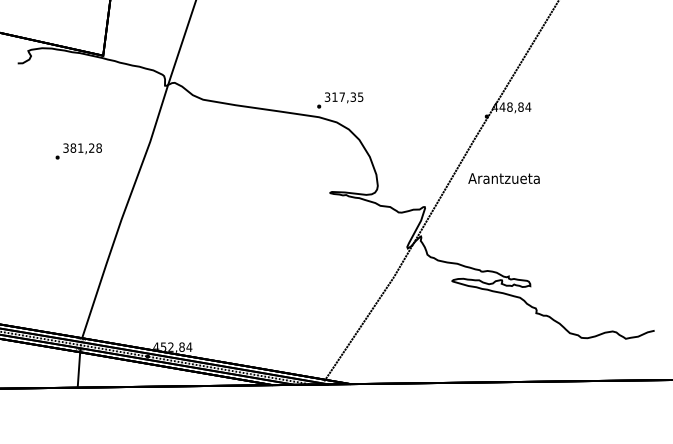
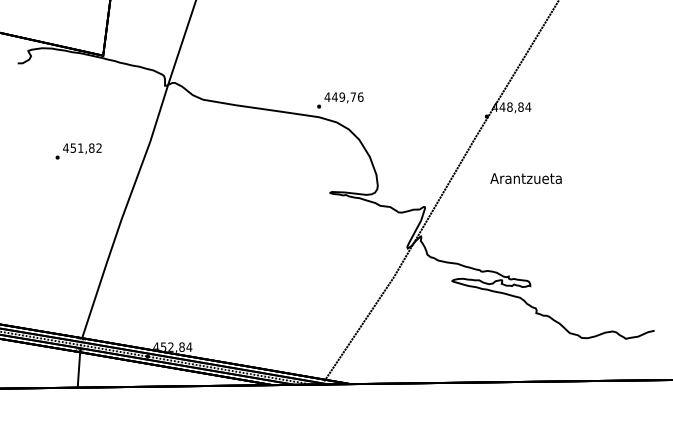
text: 317,35 -> 449,76 (343, 96)
text: 381,28 -> 451,82 (82, 147)
text position: (503, 178) -> (525, 178) (525, 178)
